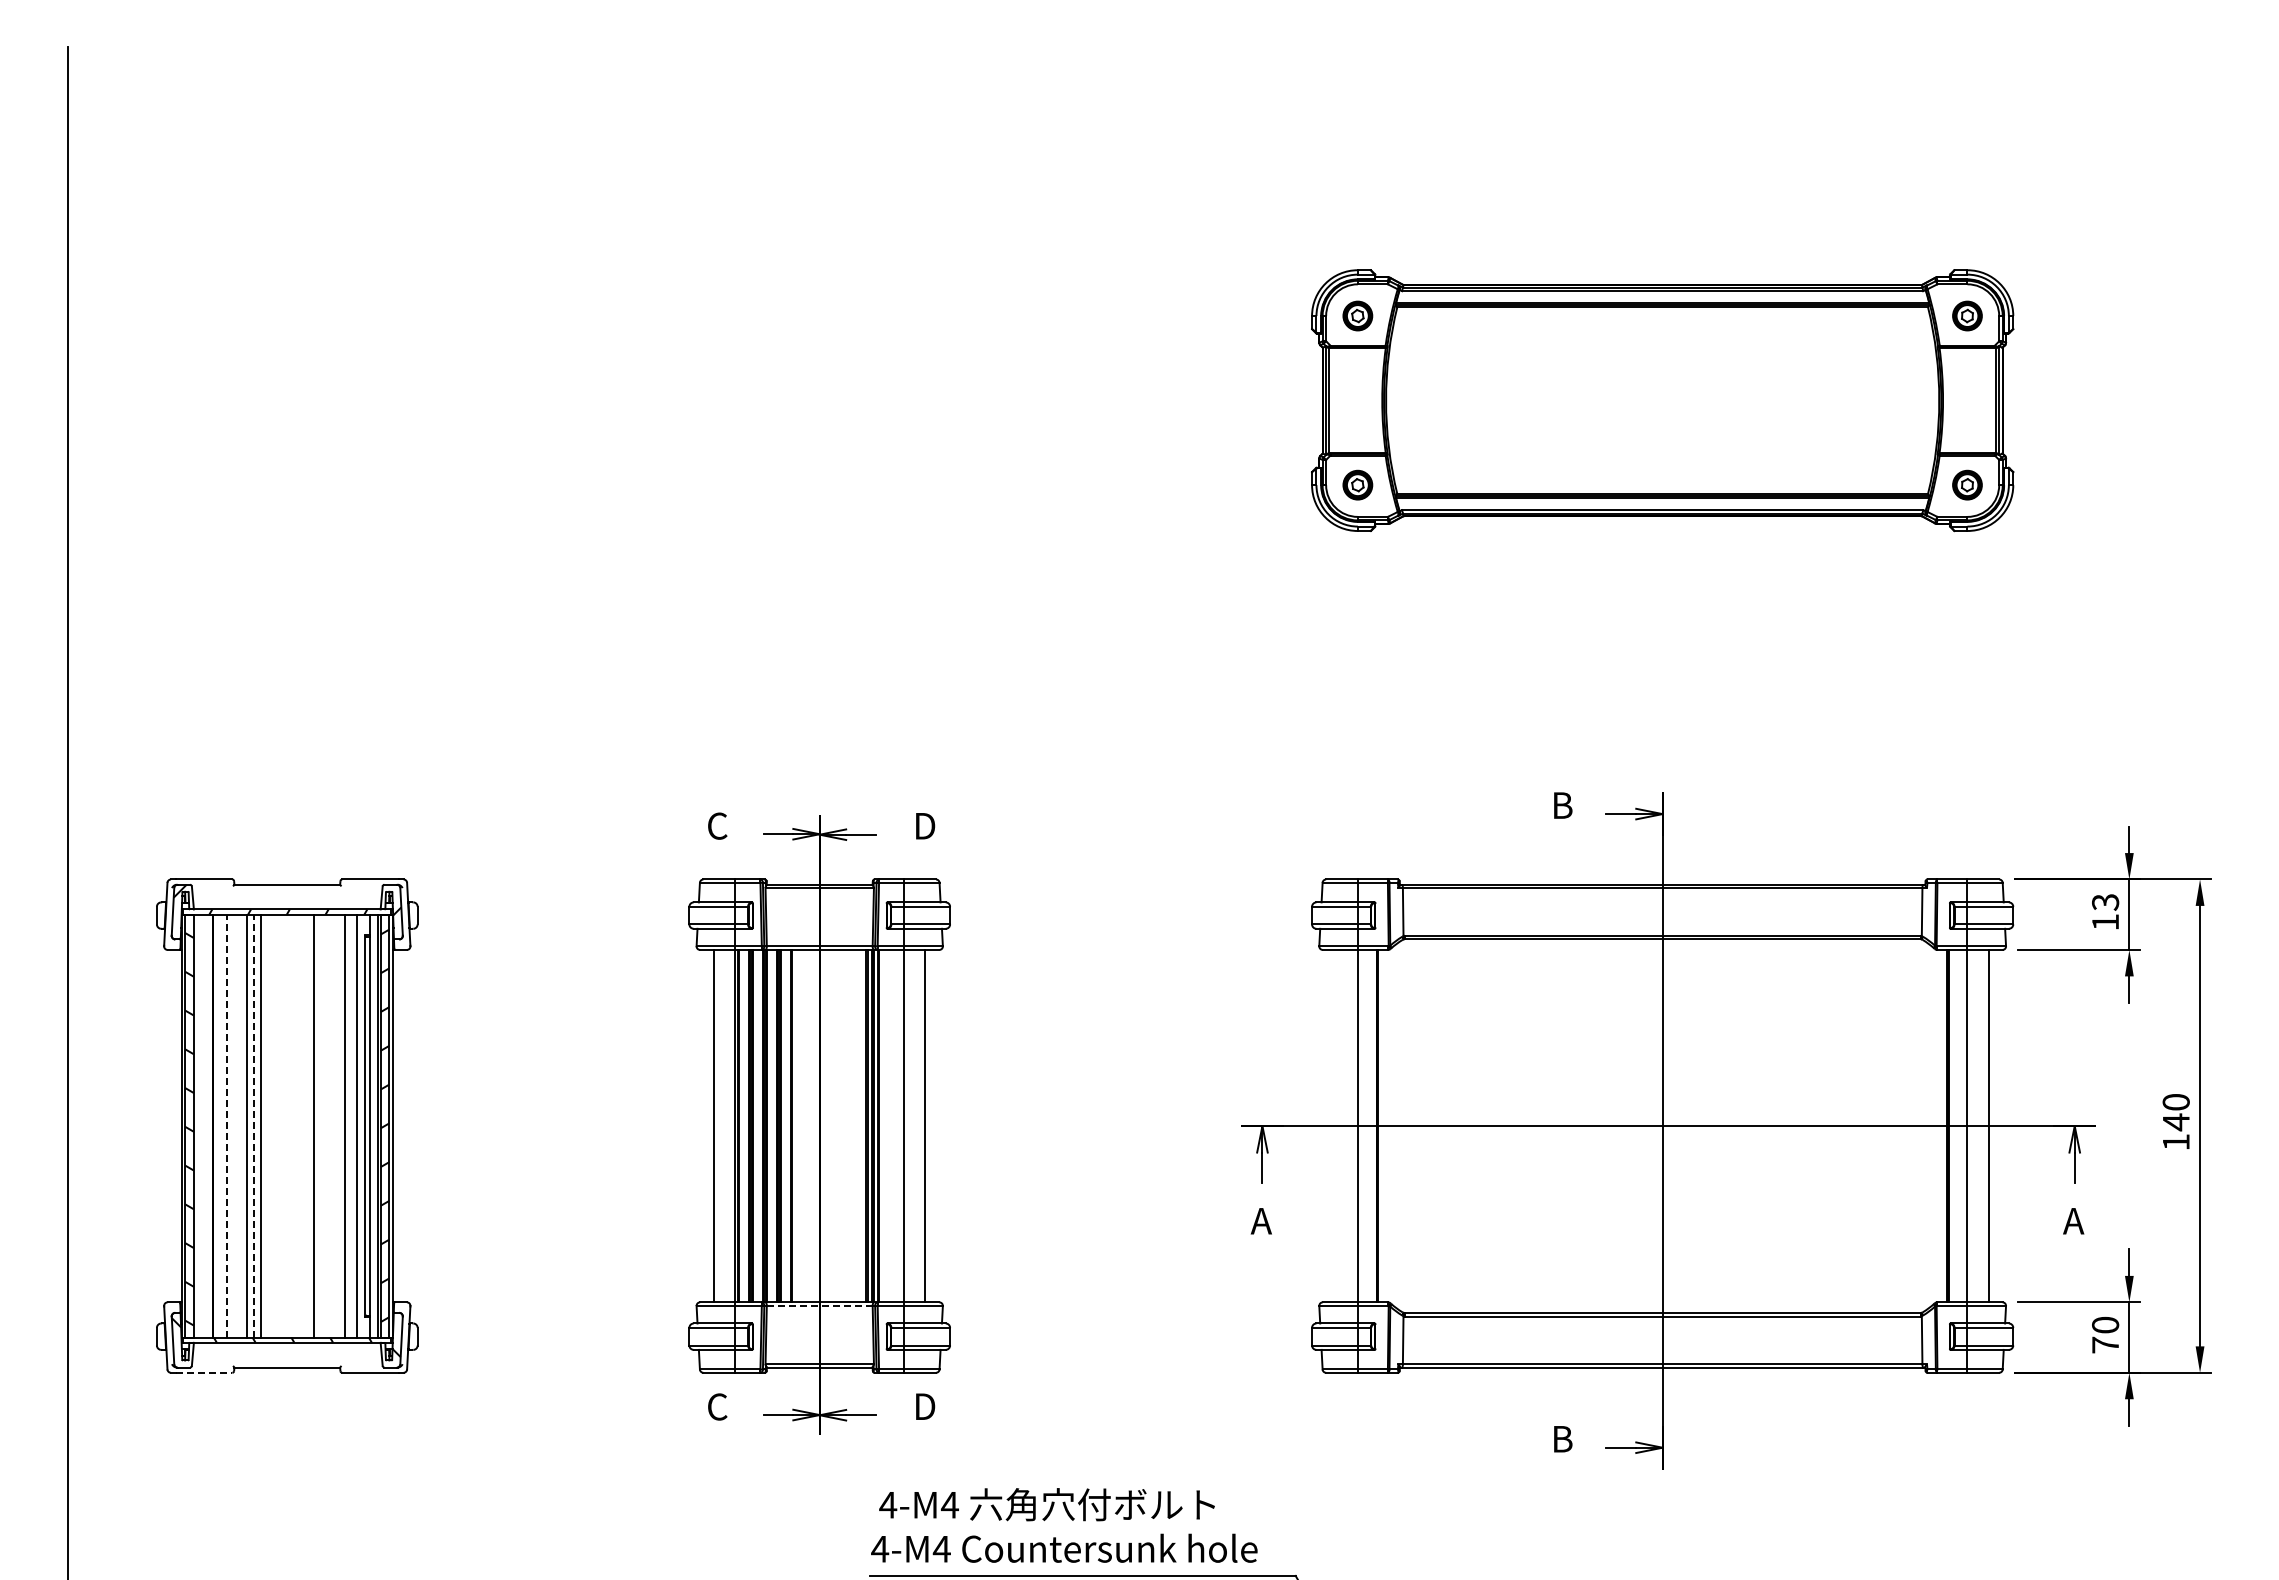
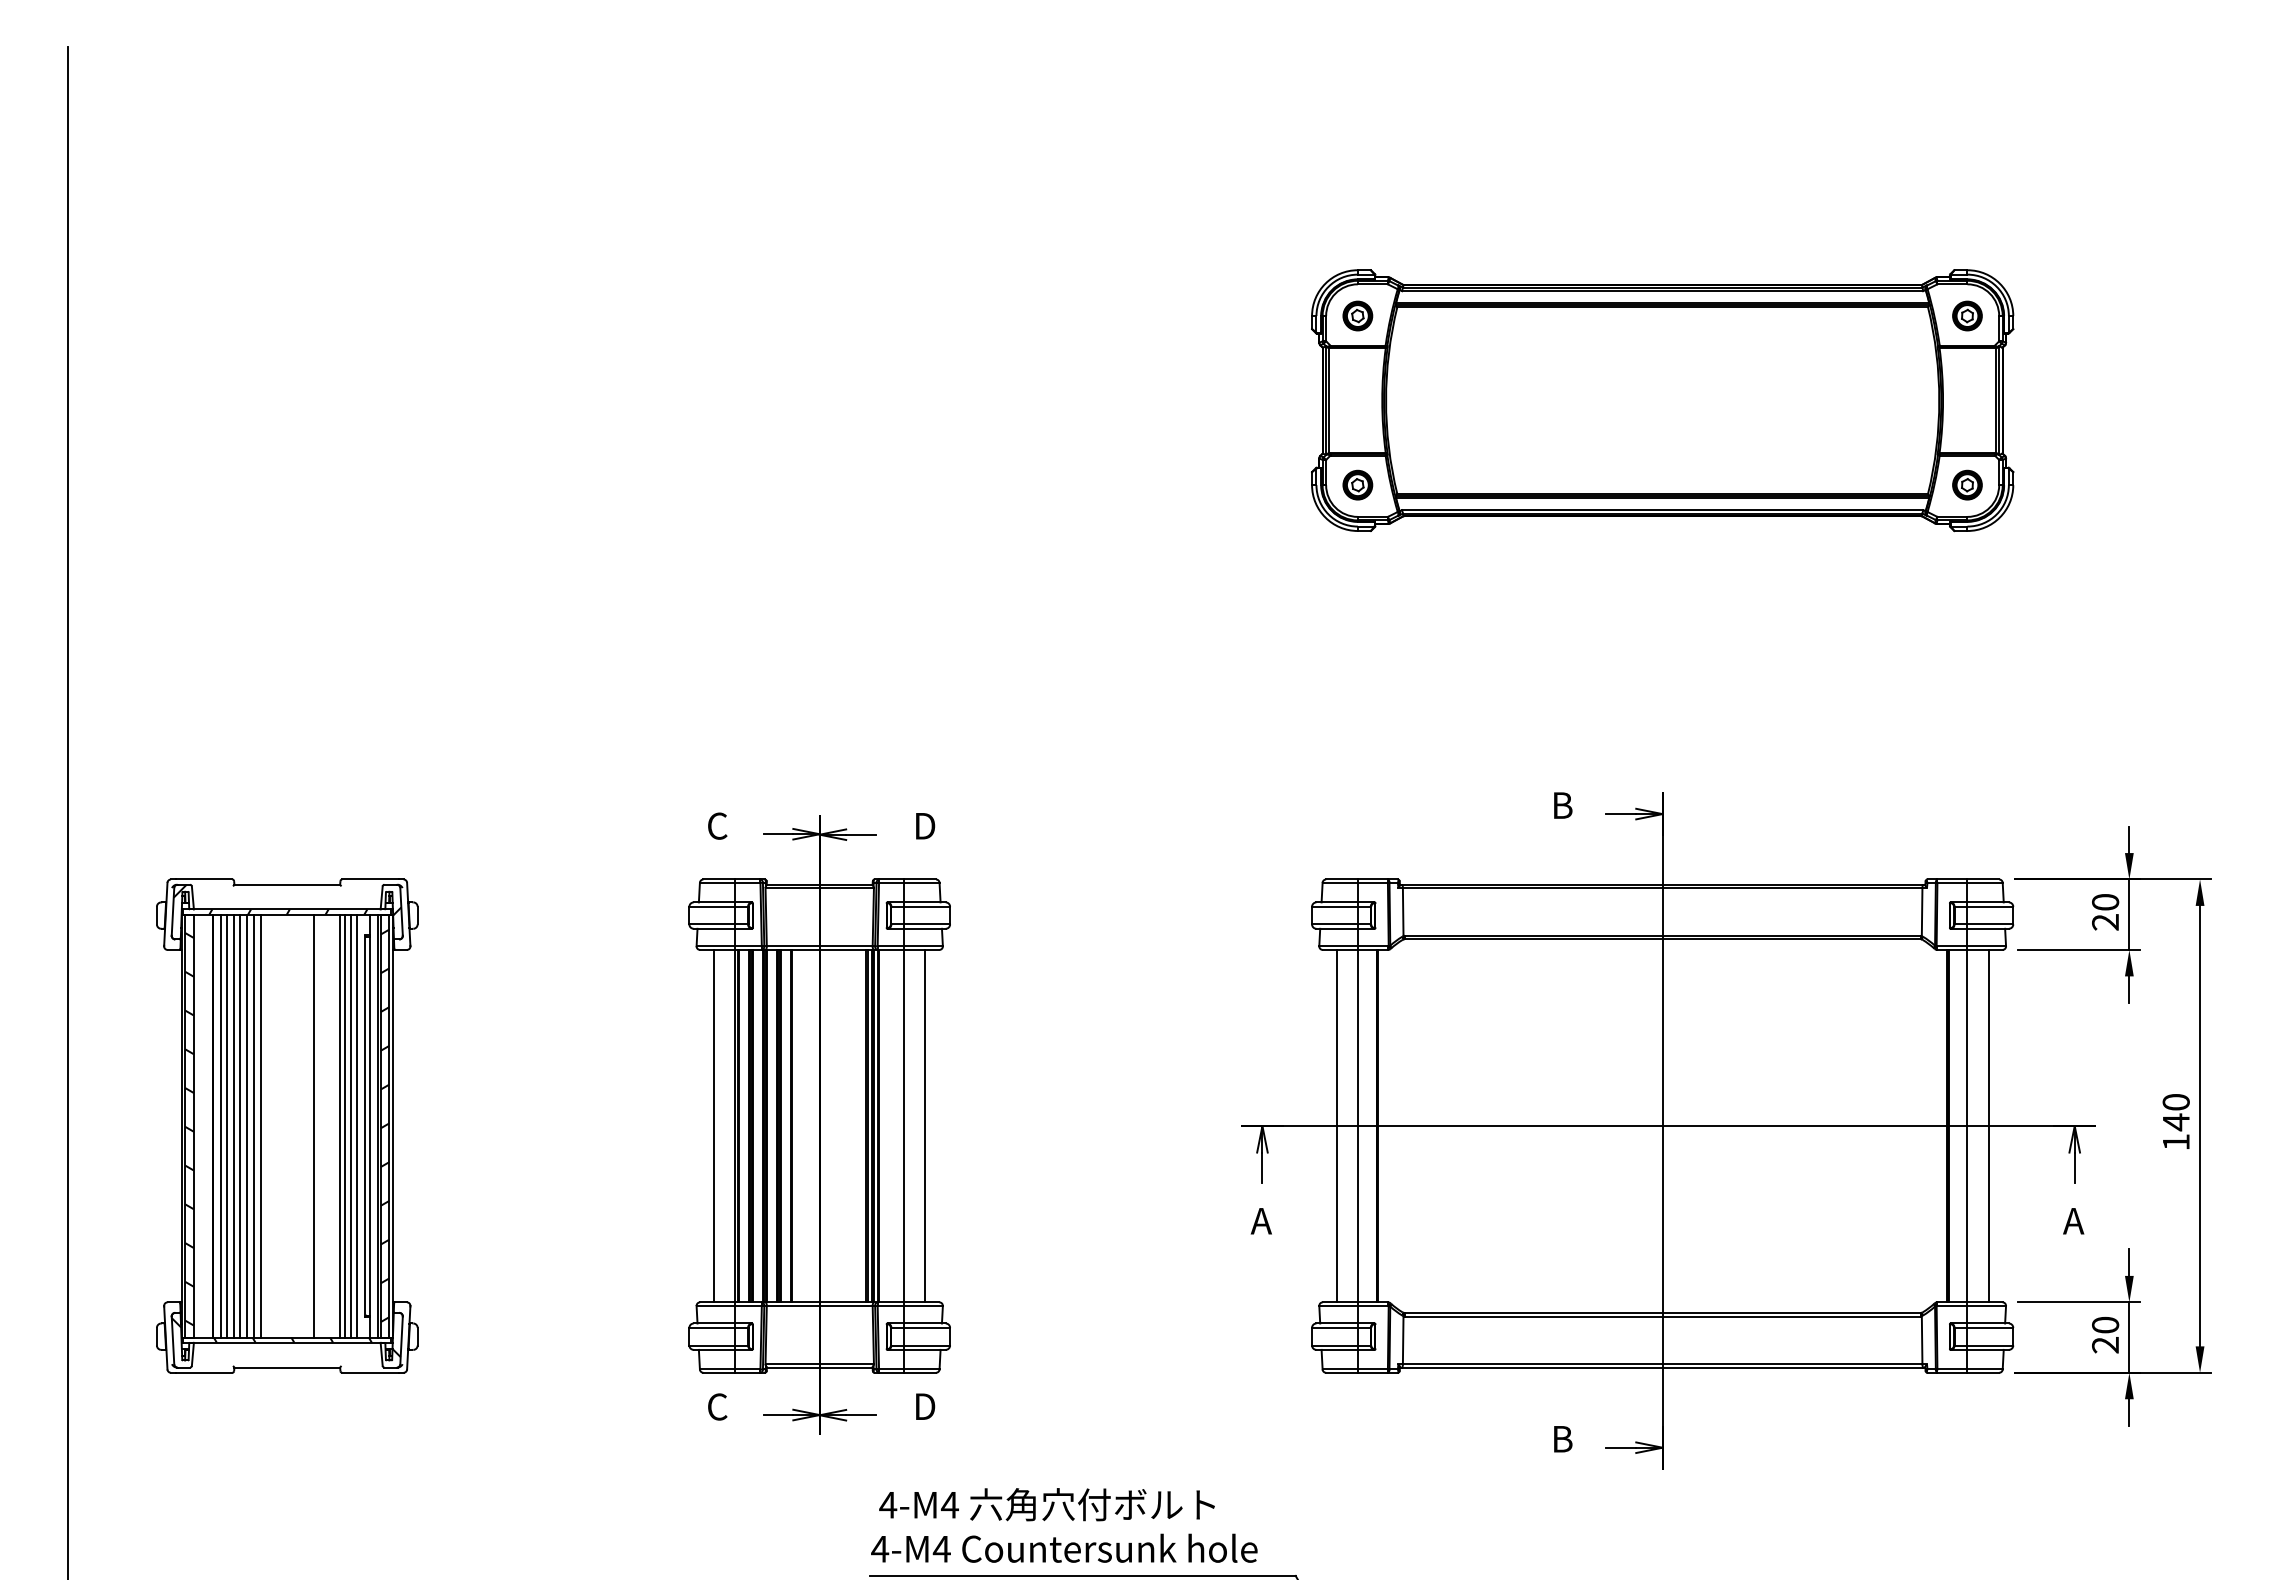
text: 13 -> 20 (2105, 912)
line: none -> present (220, 1125)
line: dashed -> solid (227, 1125)
line: none -> present (234, 1125)
line: none -> present (240, 1125)
line: dashed -> solid (253, 1125)
line: none -> present (340, 1125)
line: none -> present (351, 1125)
line: none -> present (1336, 1125)
line: dashed -> solid (819, 1306)
text: 70 -> 20 (2105, 1344)
line: dashed -> solid (204, 1372)
